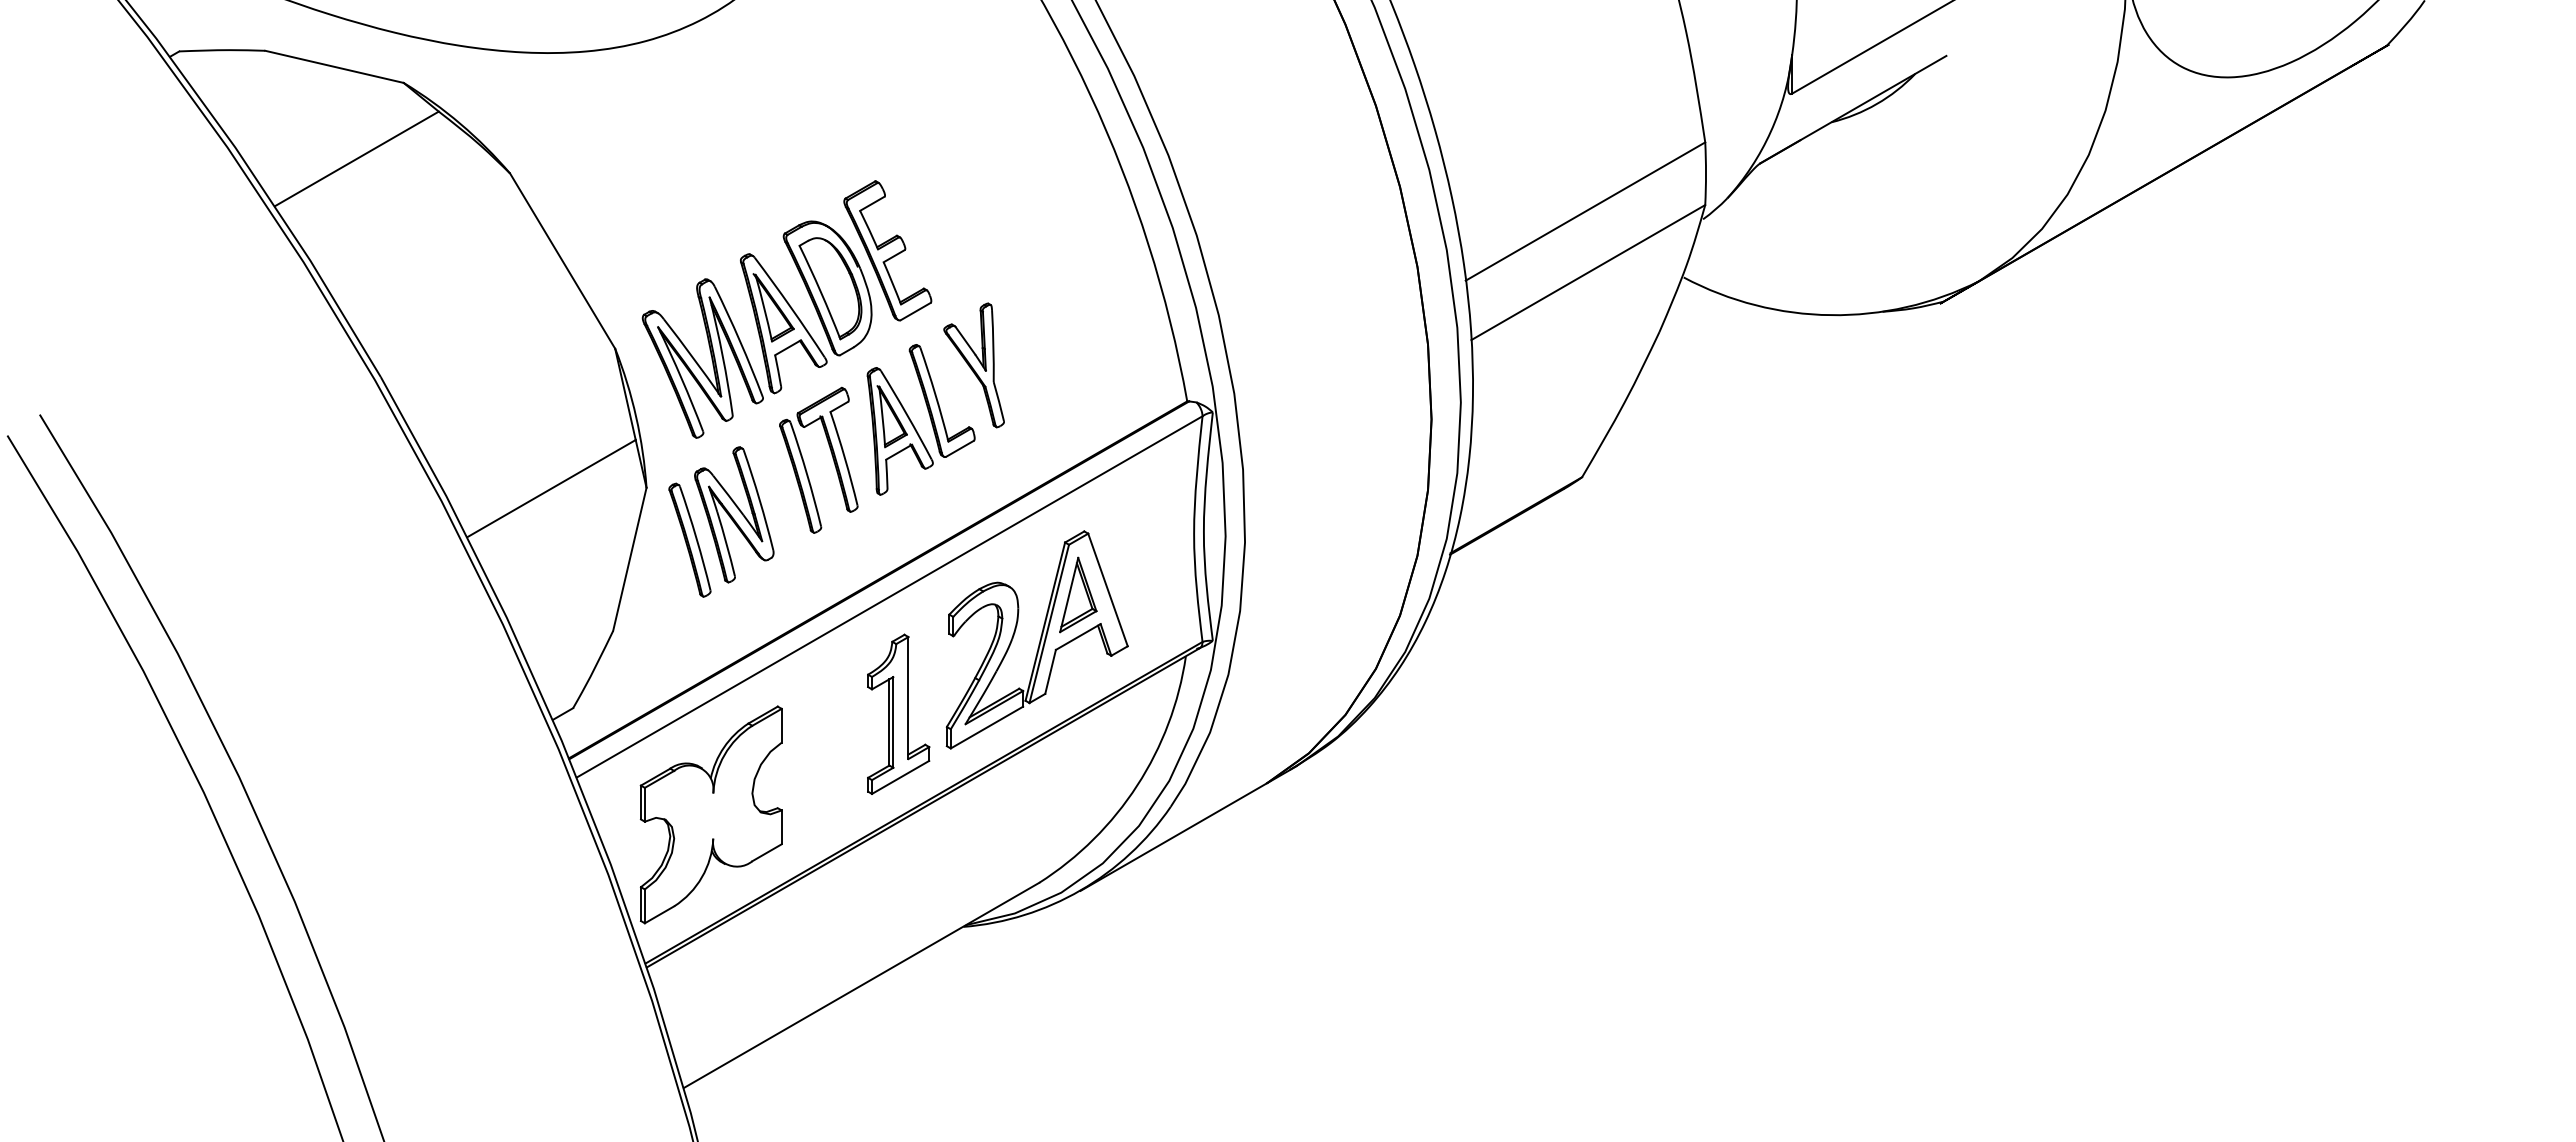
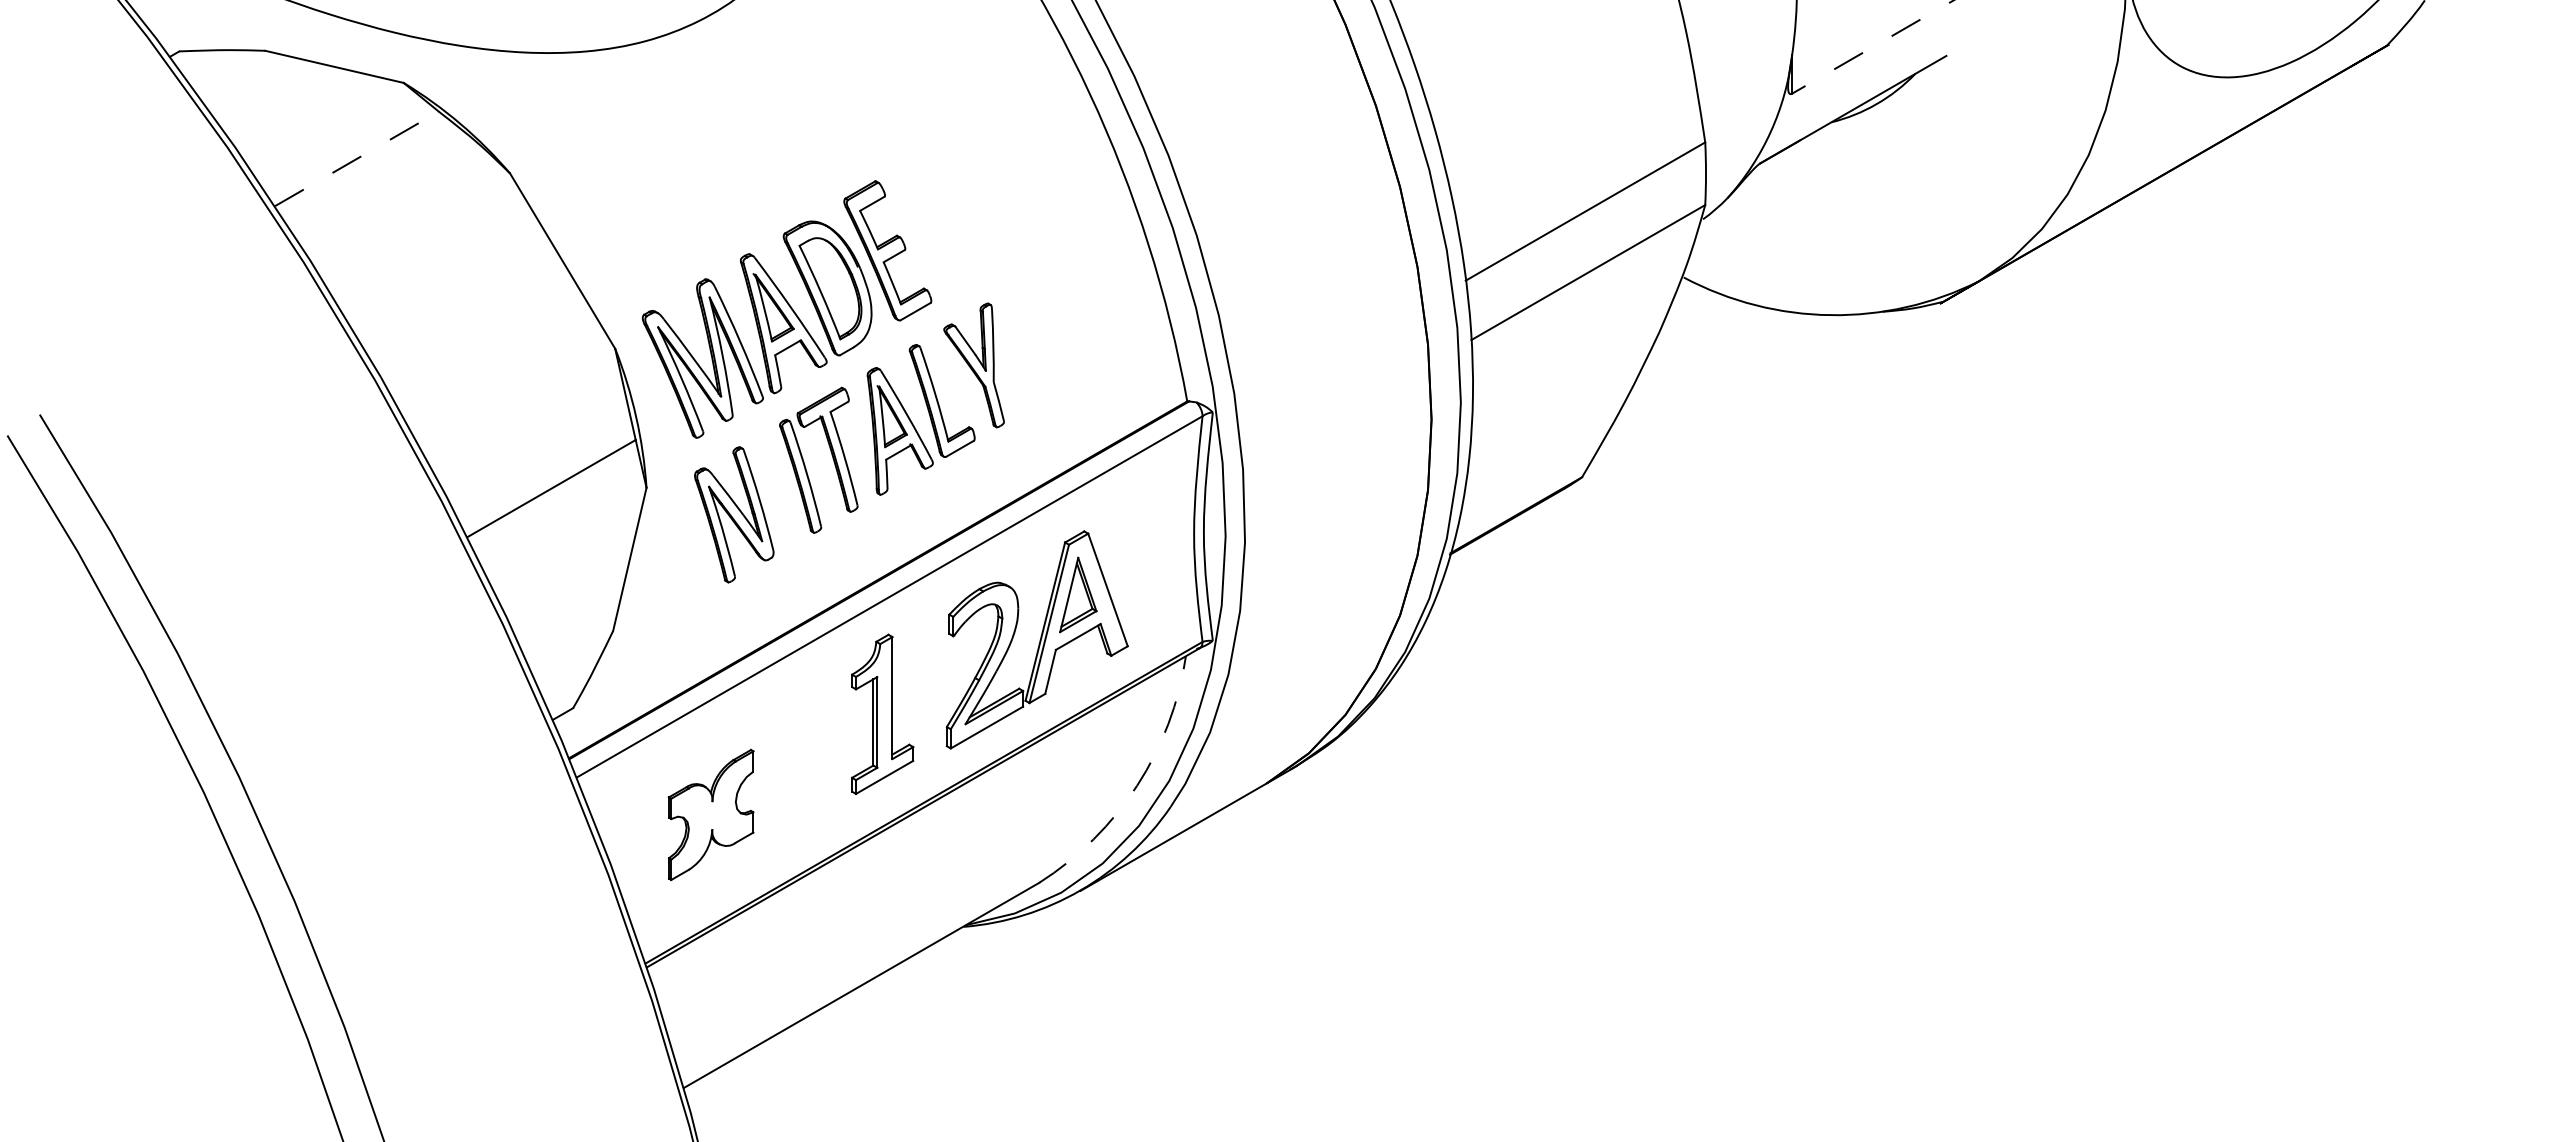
line: solid -> dashed (1872, 47)
line: solid -> dashed (356, 158)
part: present -> none (689, 539)
part position: (898, 713) -> (882, 713) (882, 713)
arc: solid -> dashed (1137, 785)
part size: 144x220 px -> 88x134 px (710, 814)
